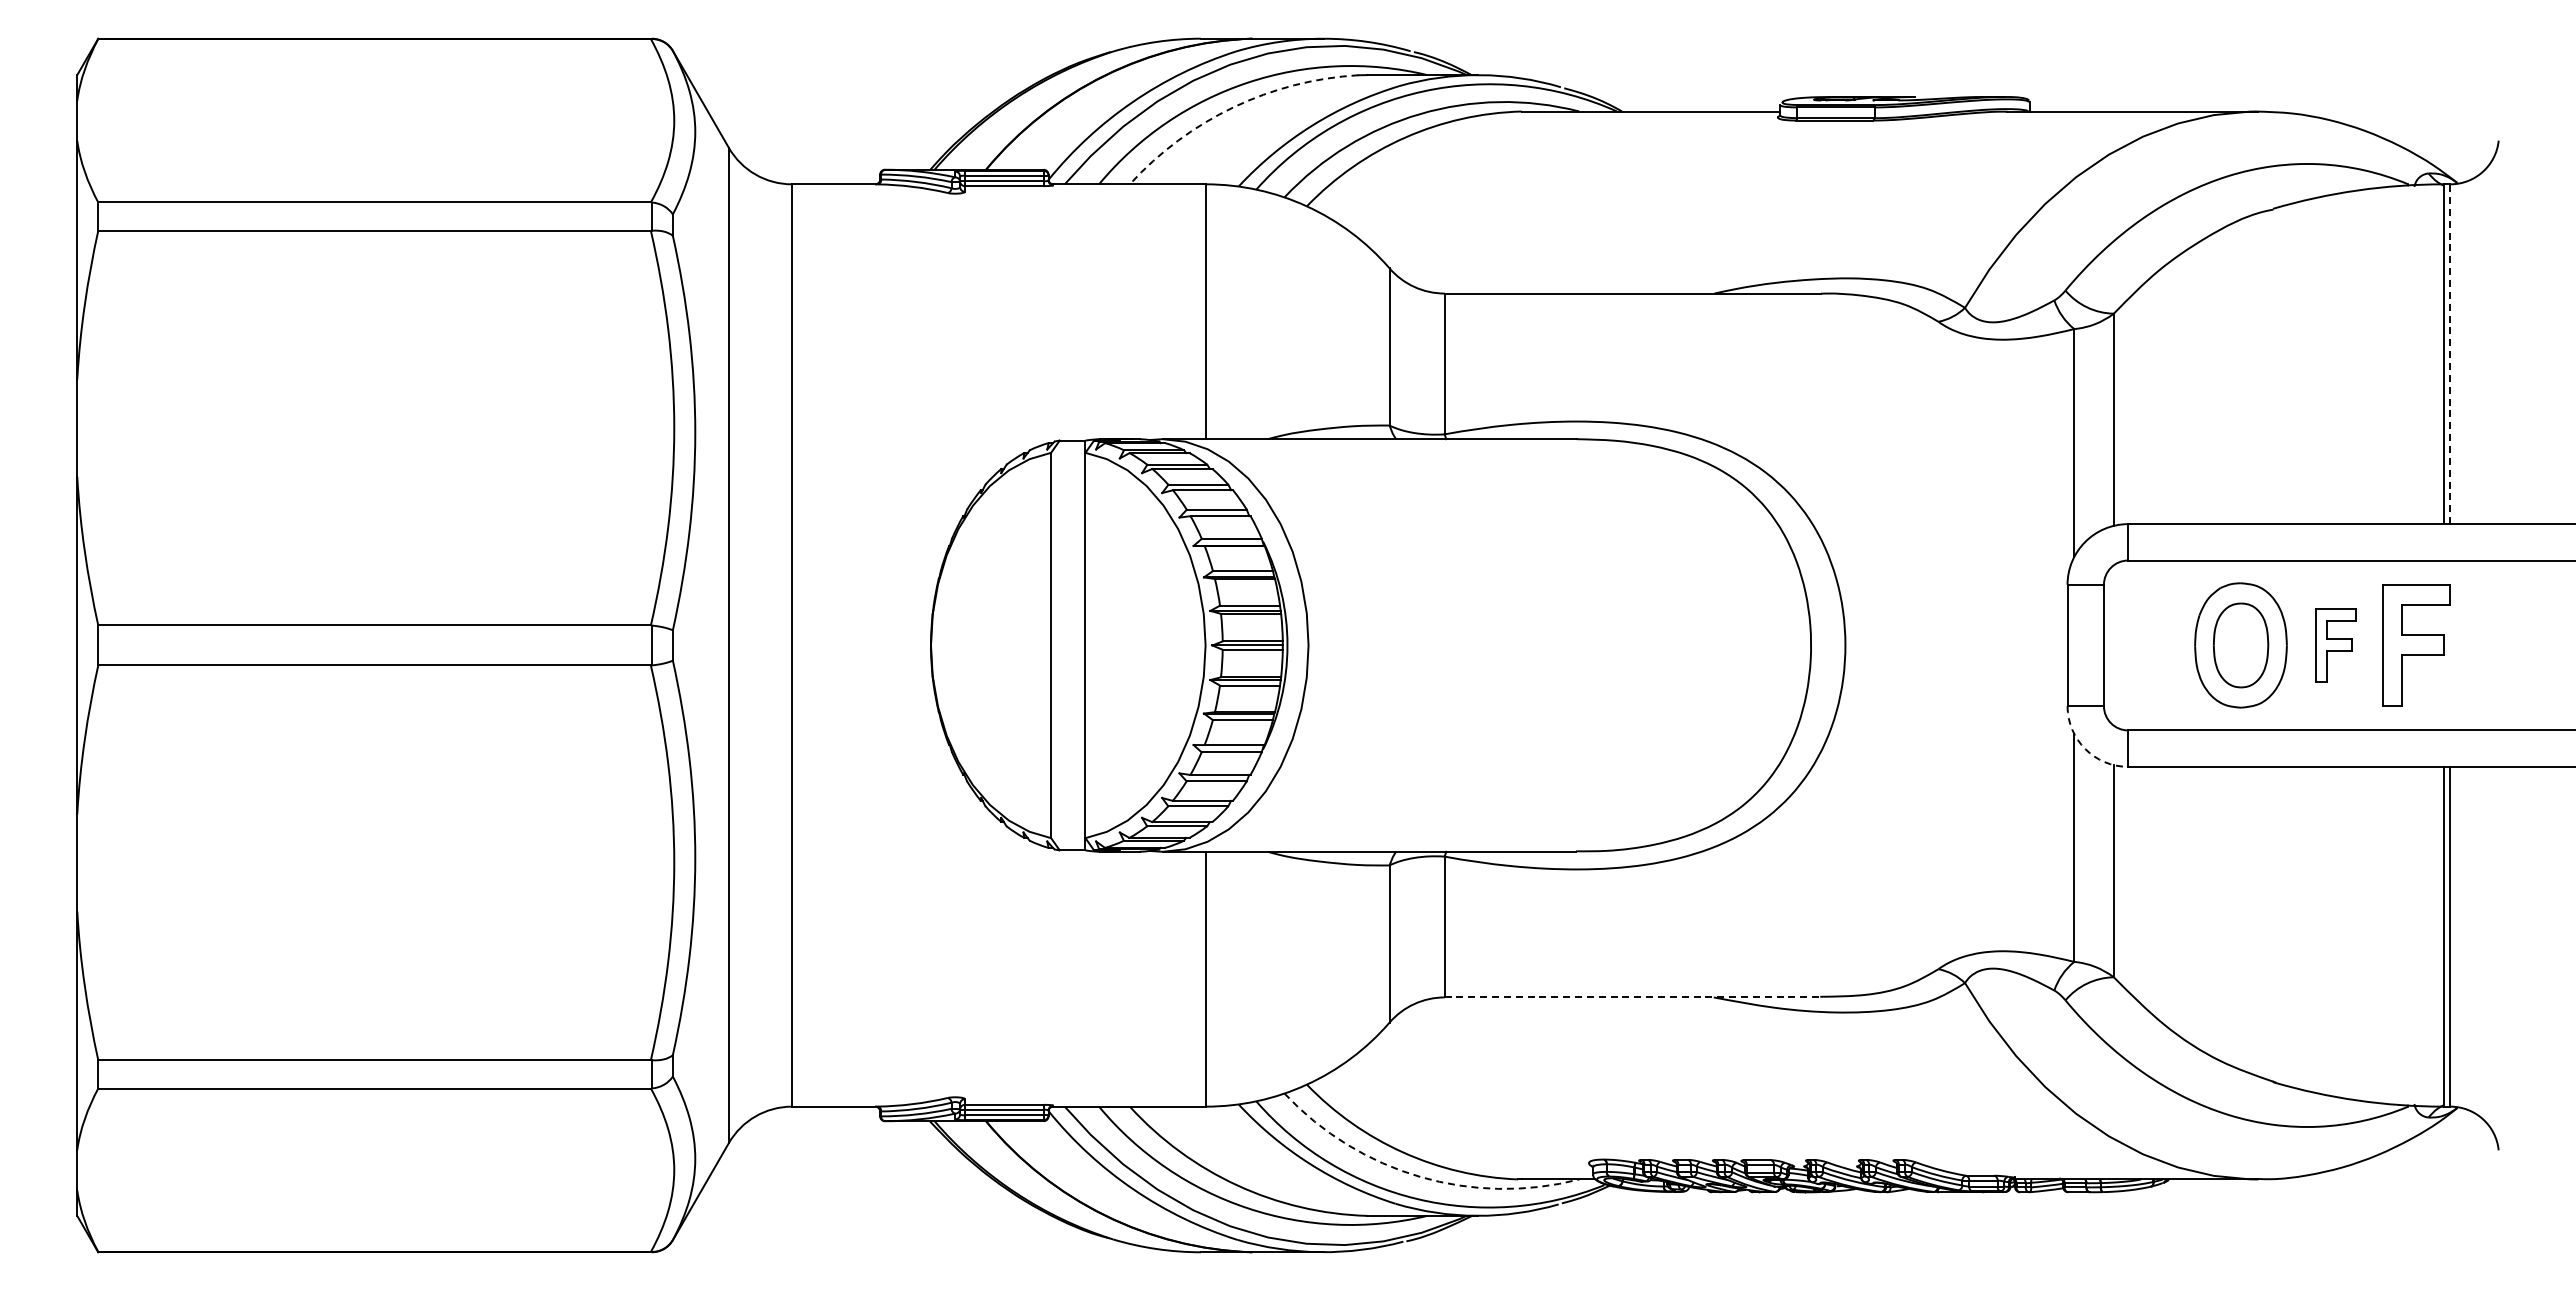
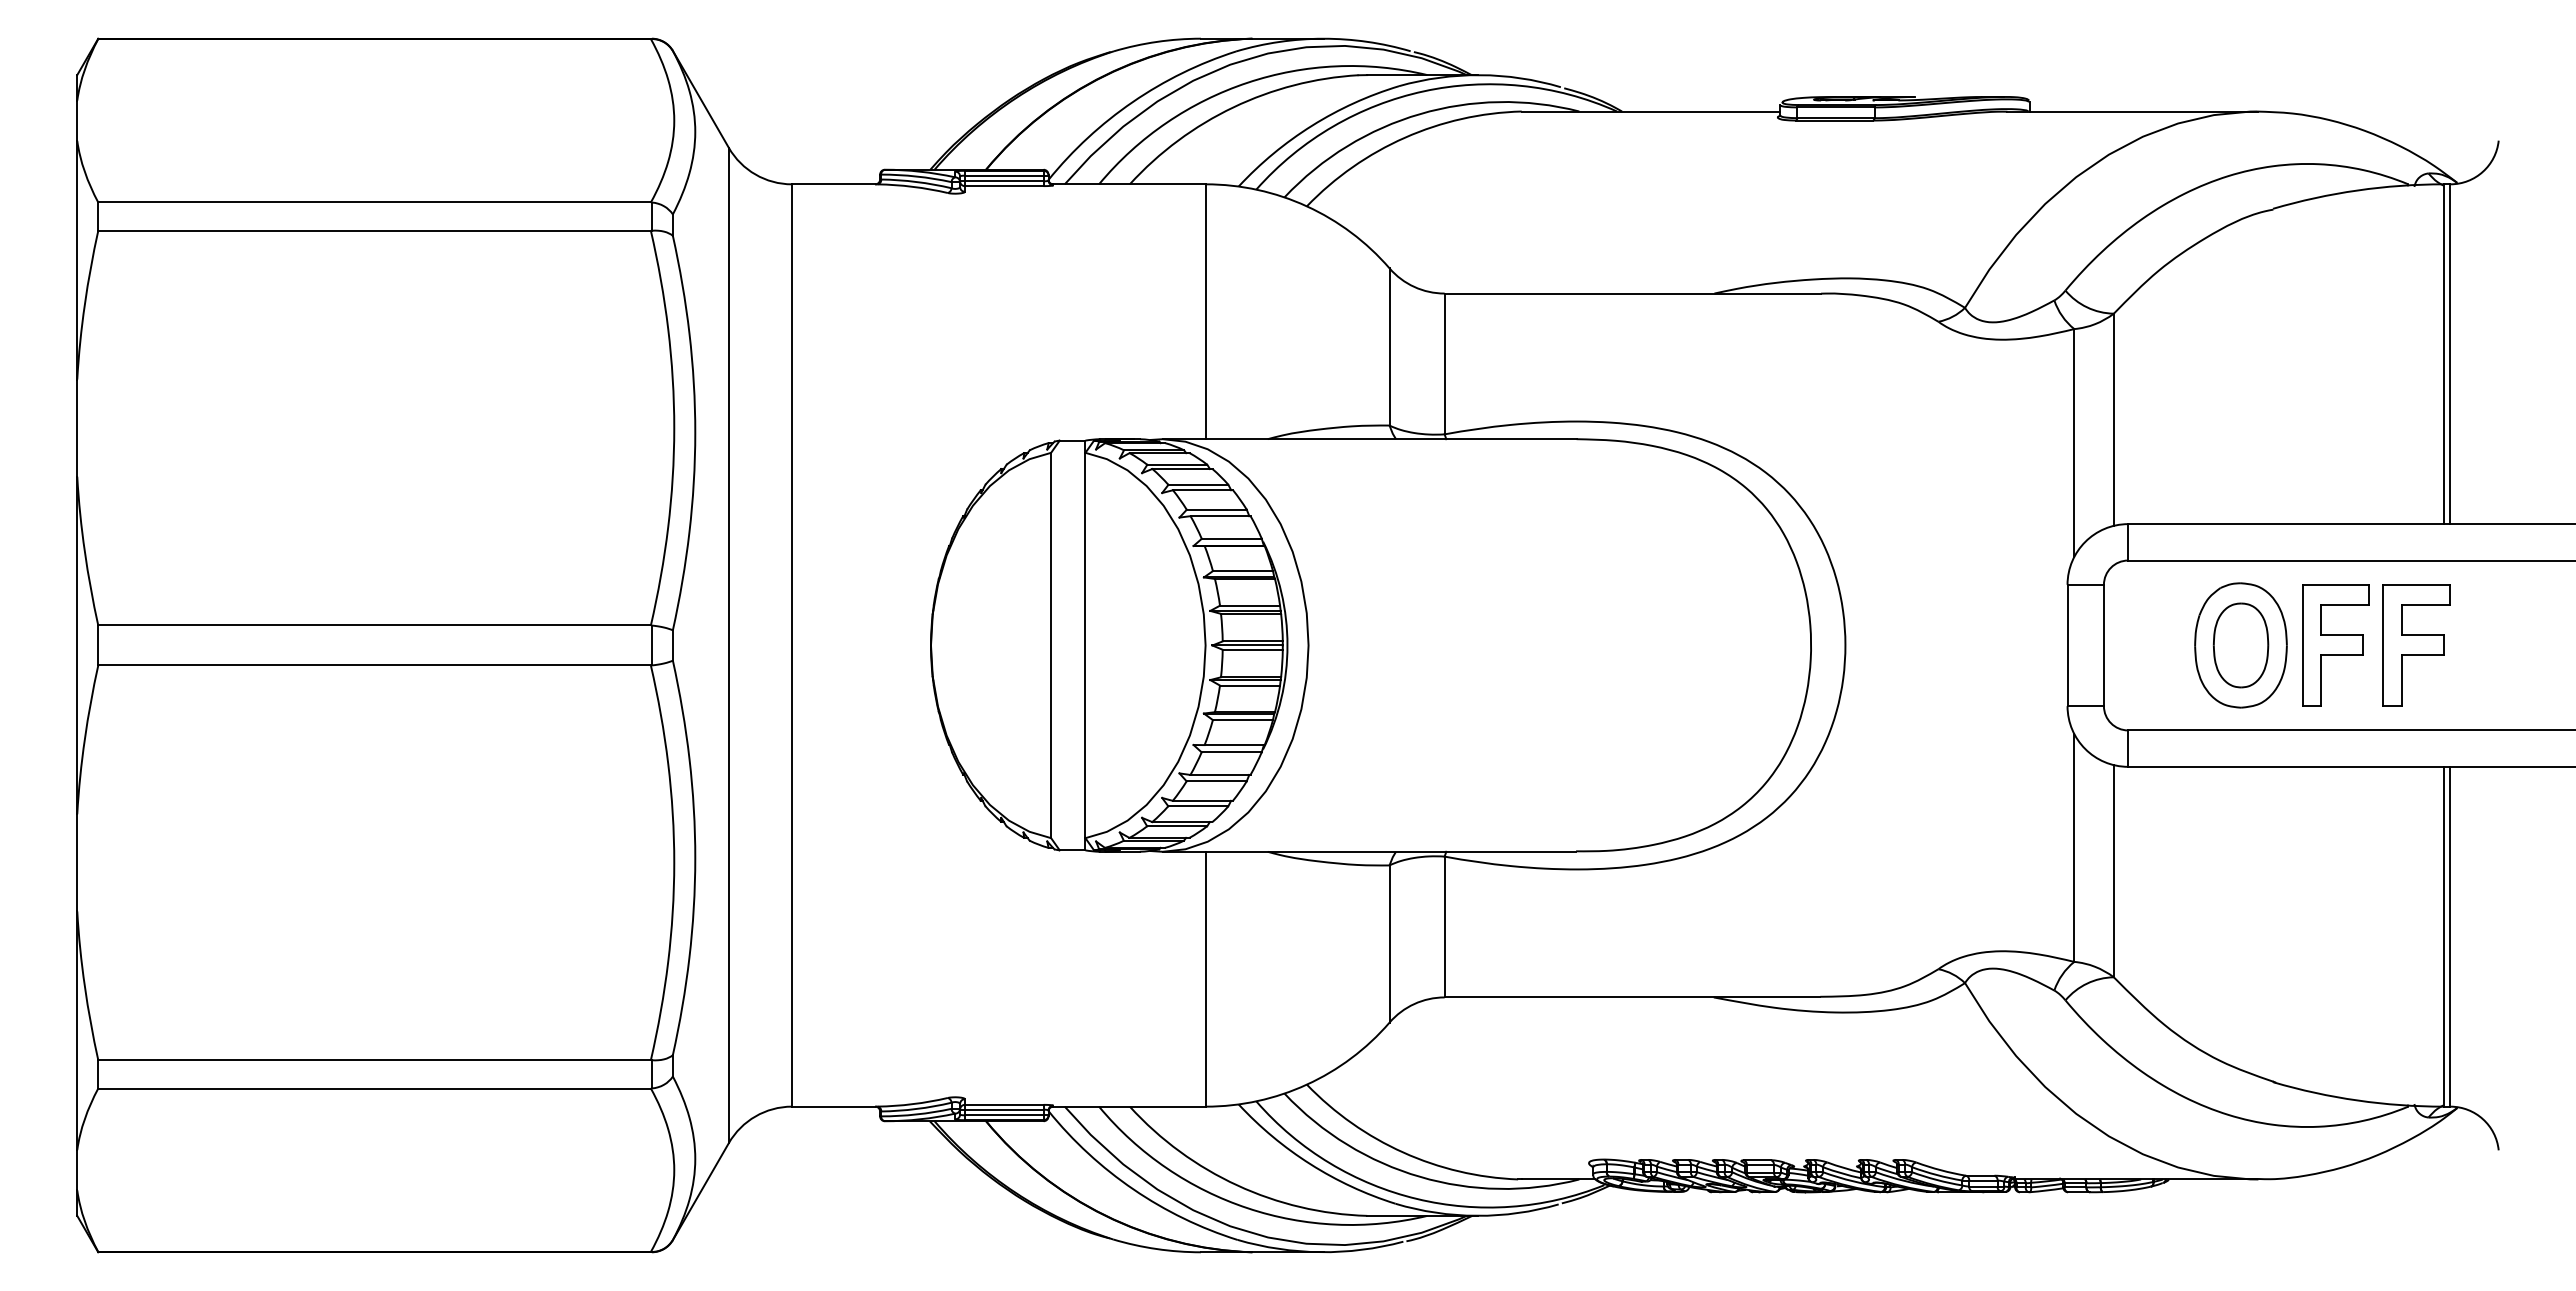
arc: dashed -> solid (1233, 107)
line: dashed -> solid (2450, 354)
part size: 42x75 px -> 68x123 px (2335, 645)
arc: dashed -> solid (2085, 749)
line: dashed -> solid (1632, 997)
arc: dashed -> solid (1420, 1176)
